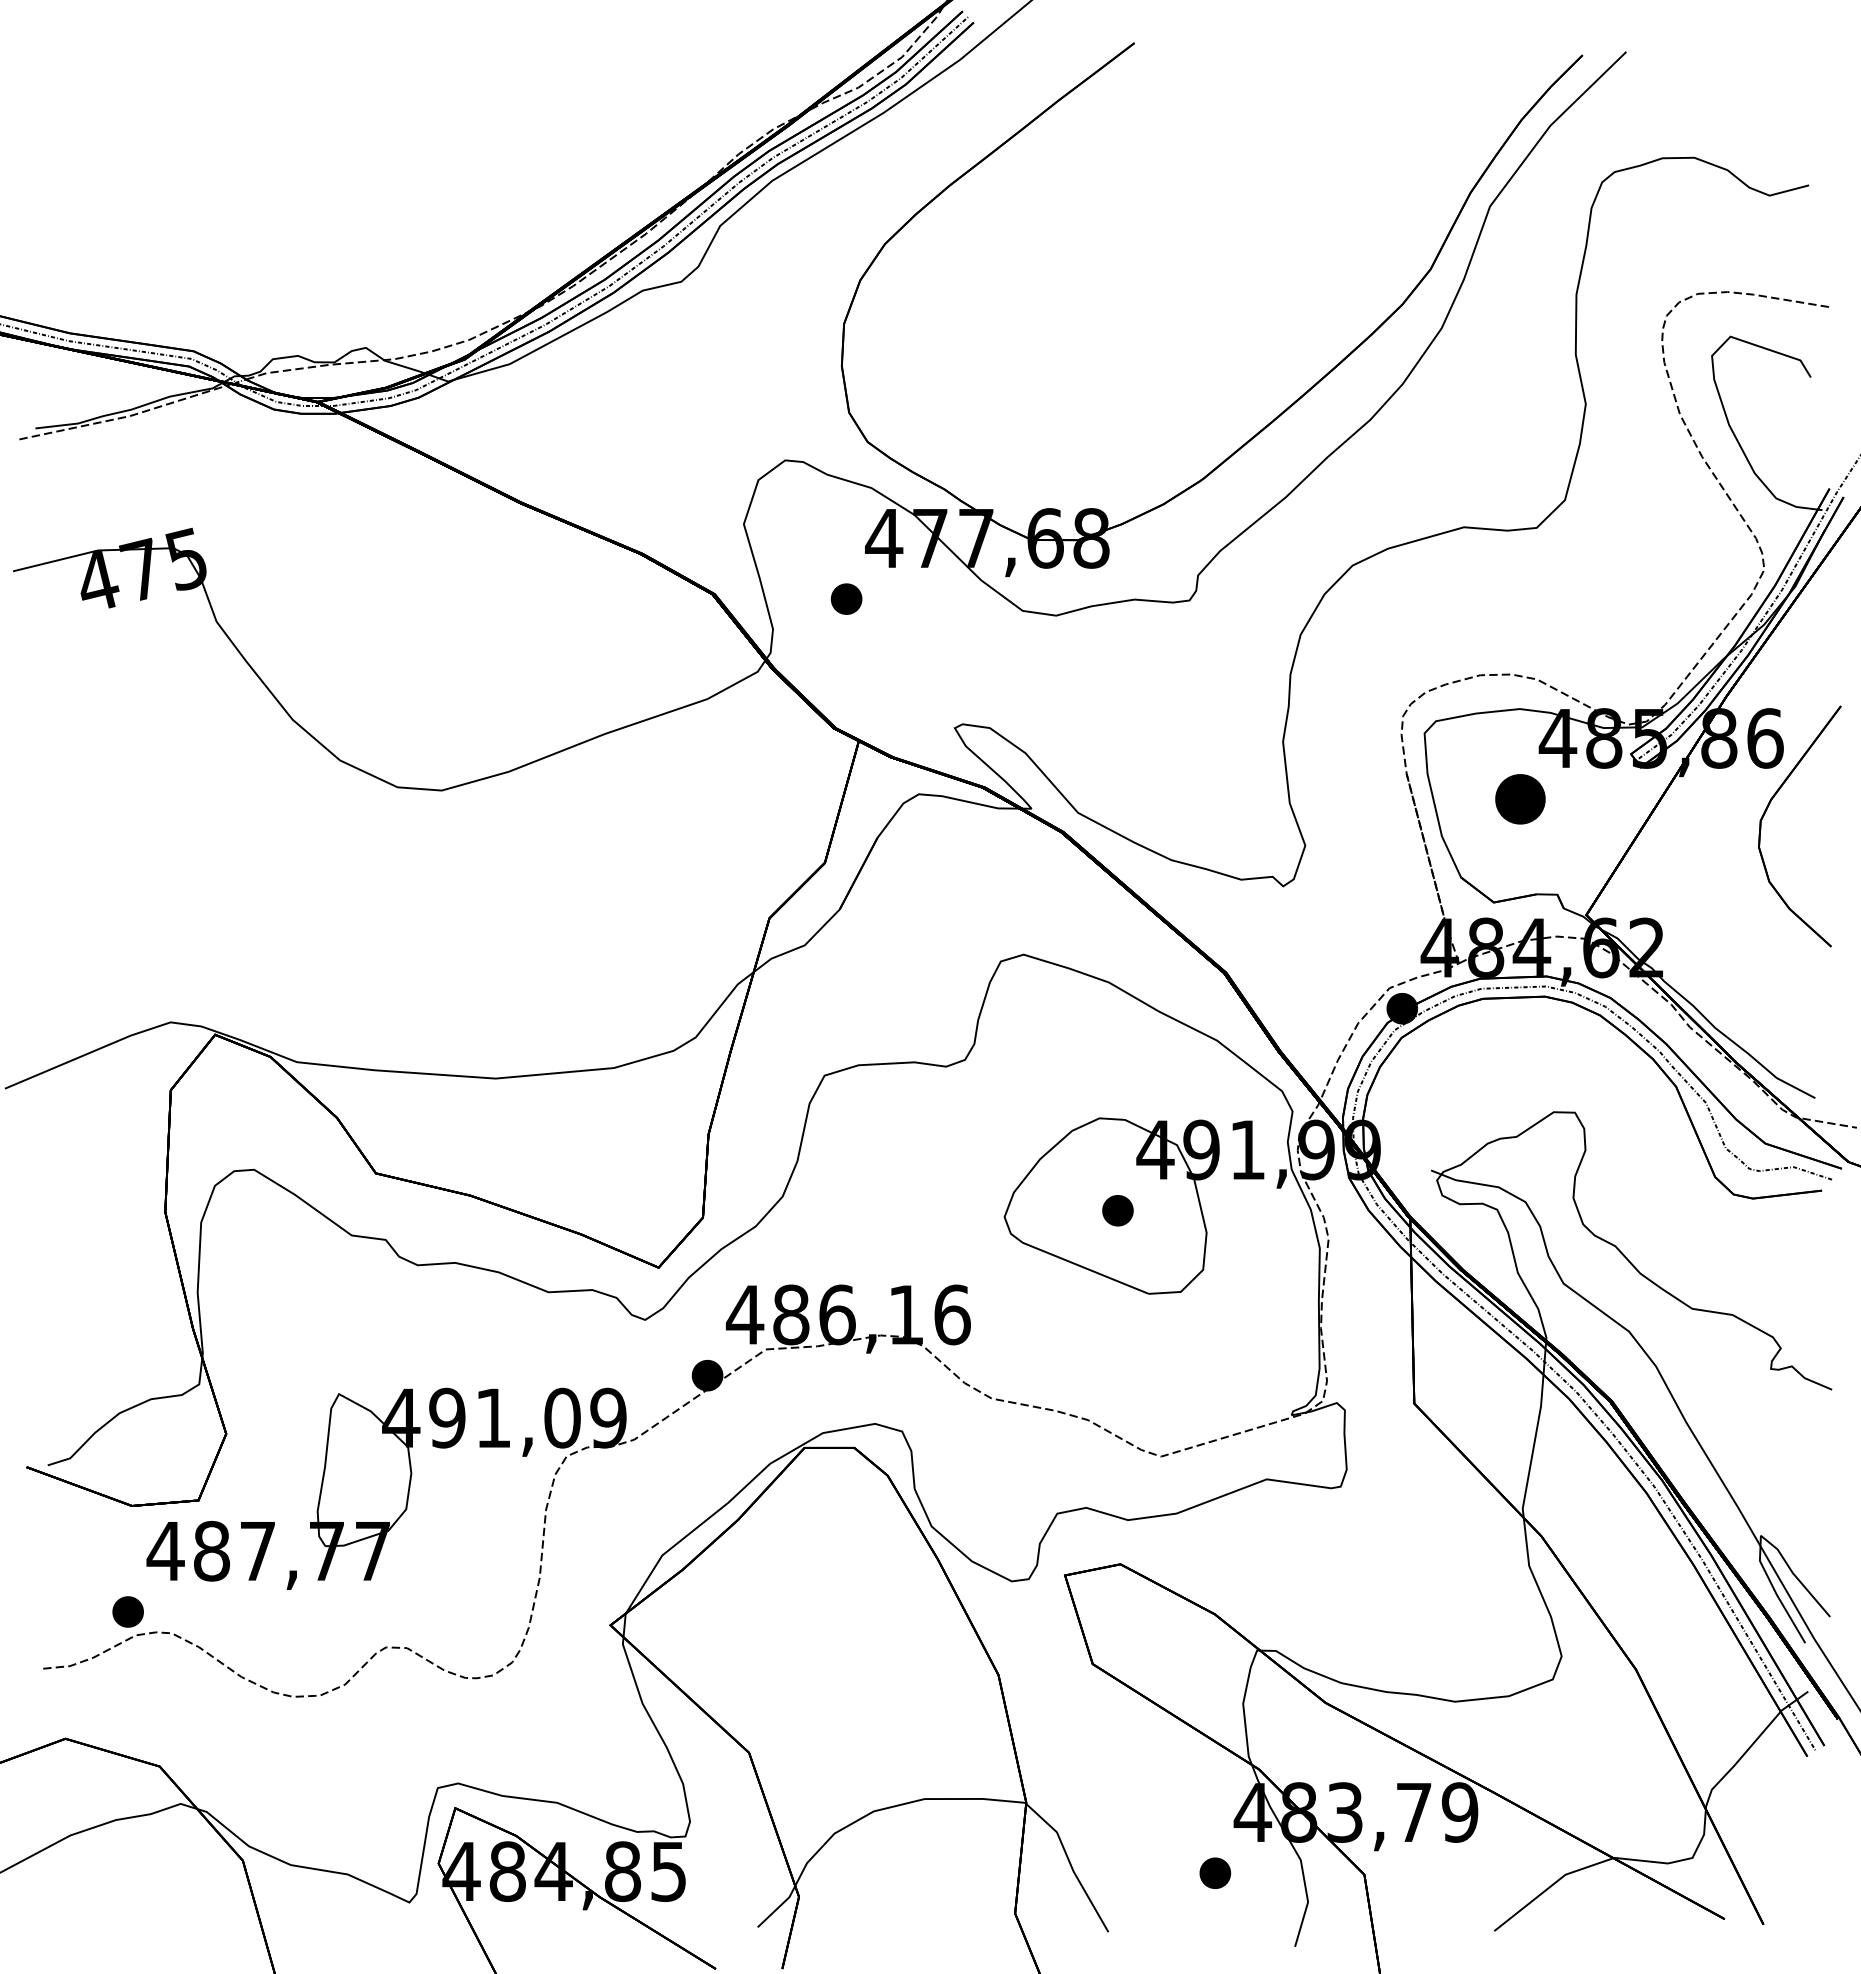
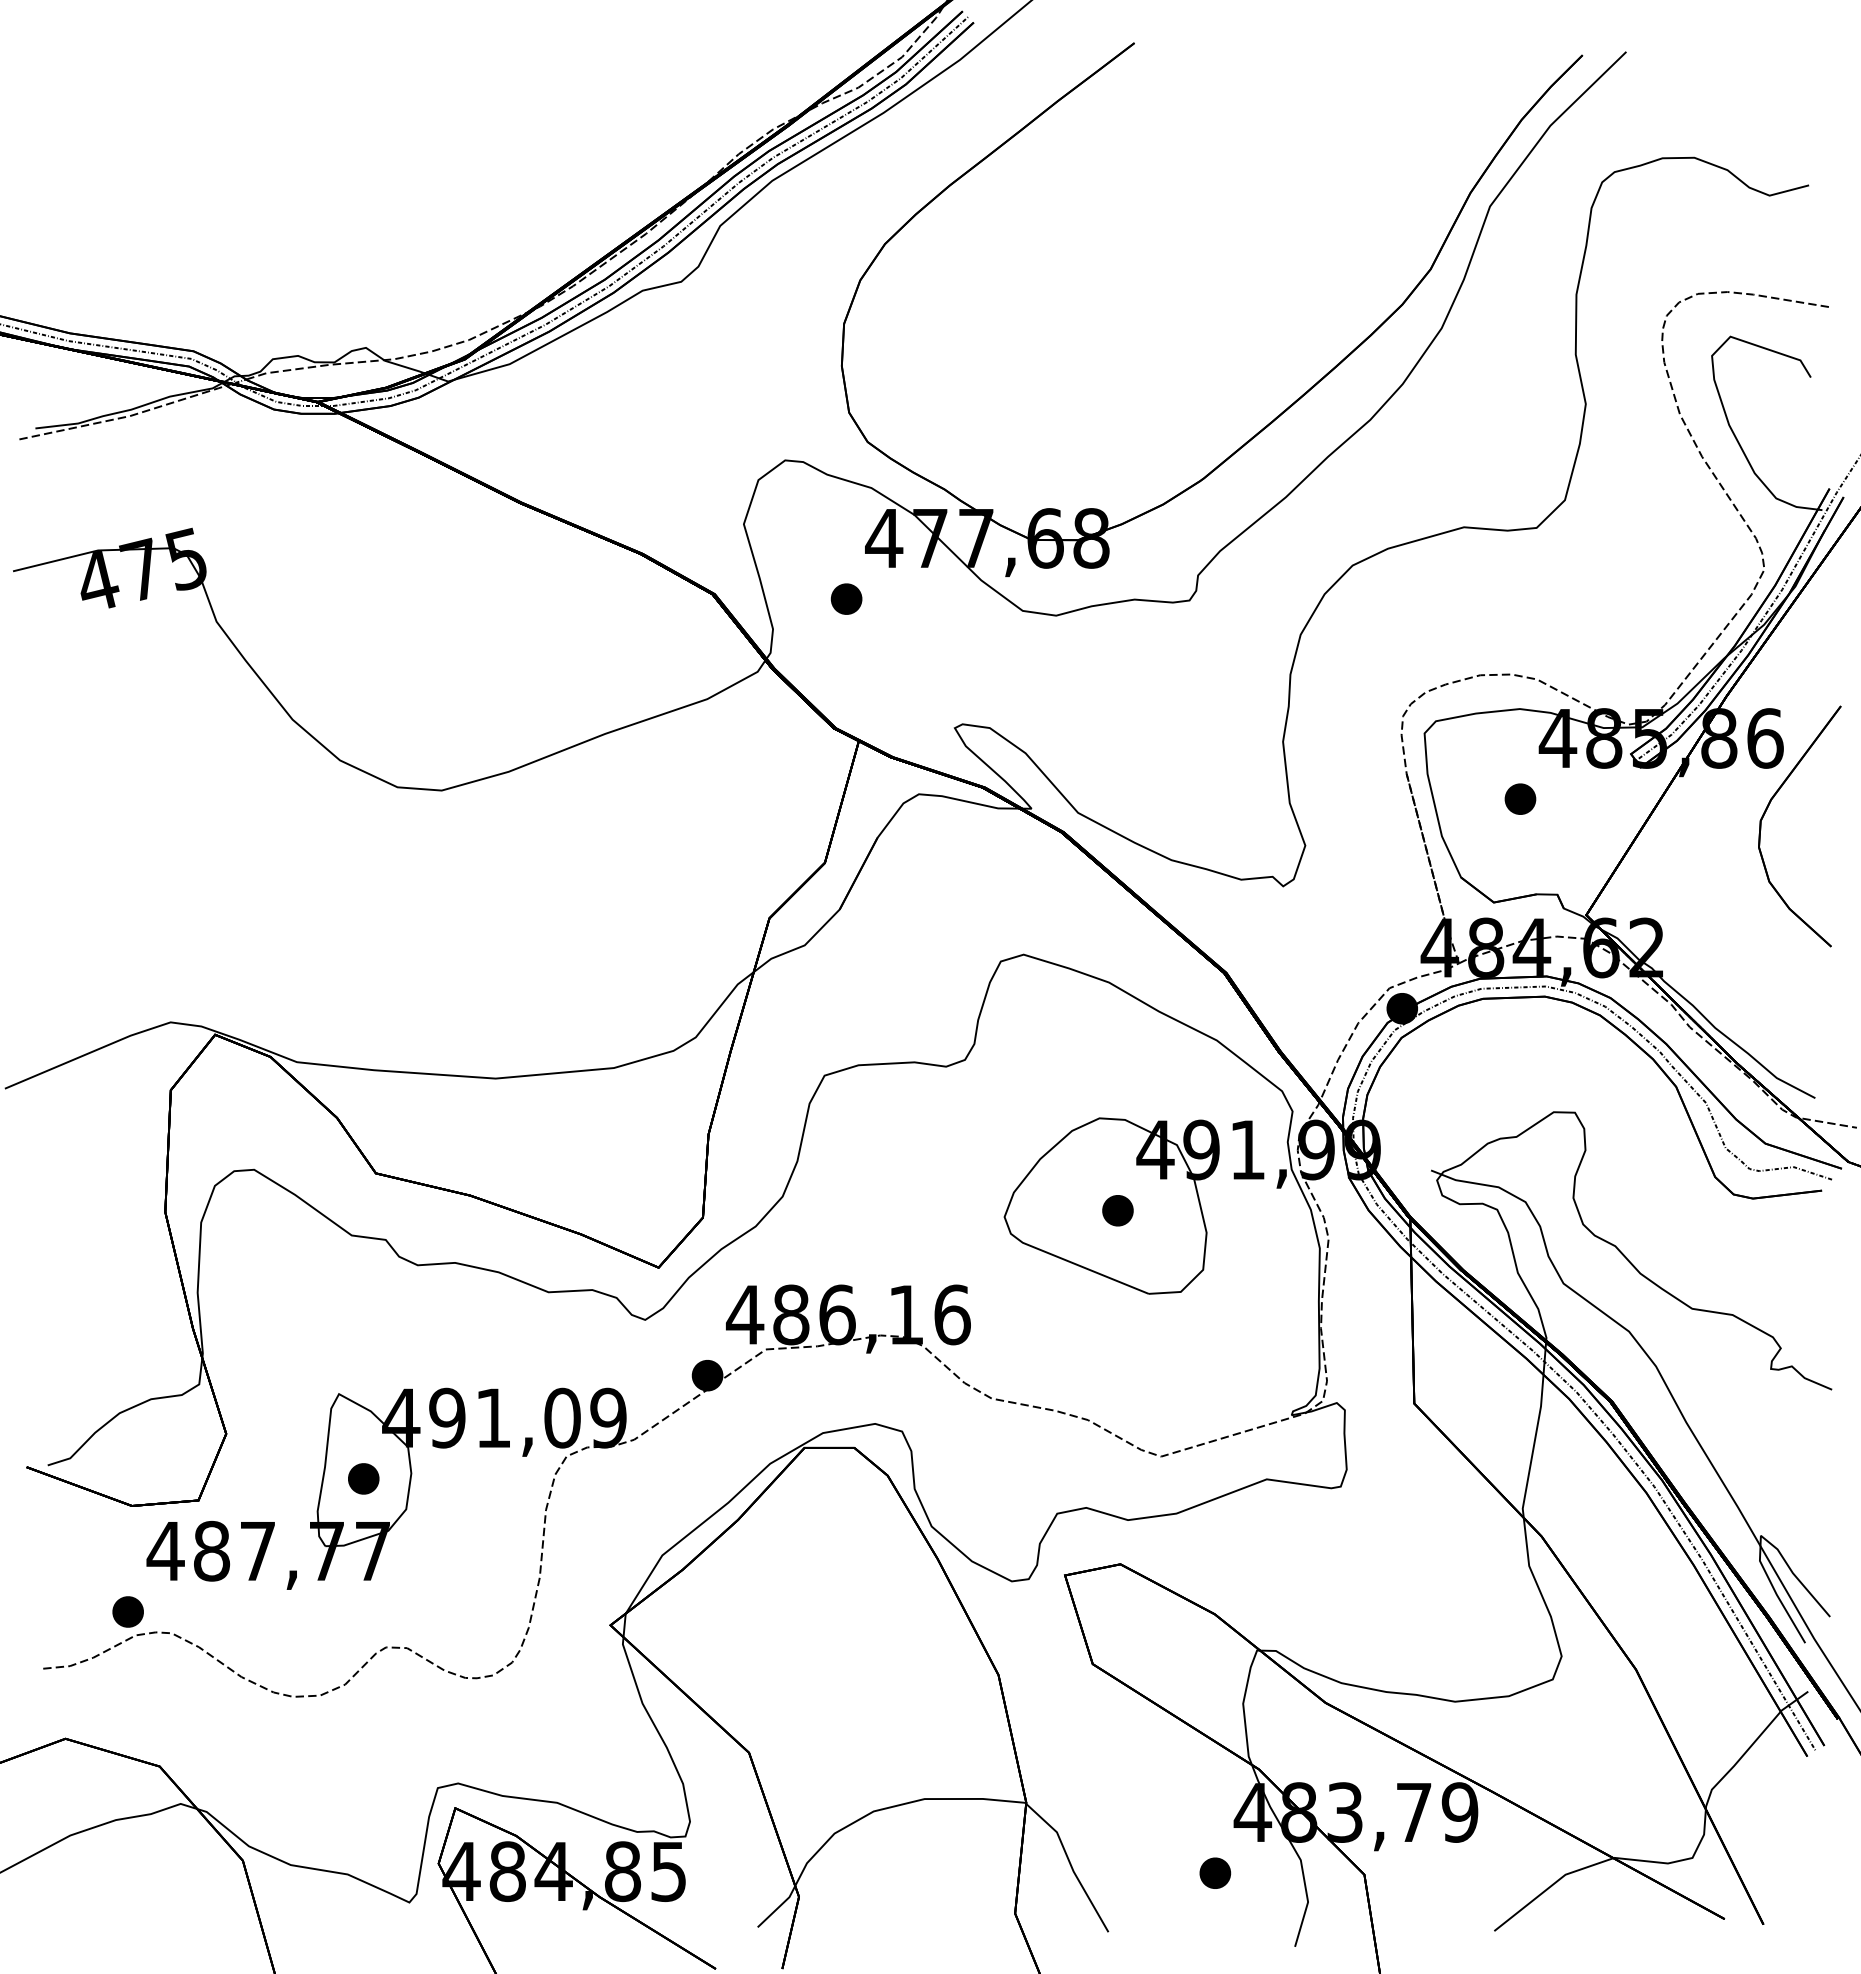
part size: 51x51 px -> 33x32 px (1520, 798)
part: none -> present (363, 1478)
